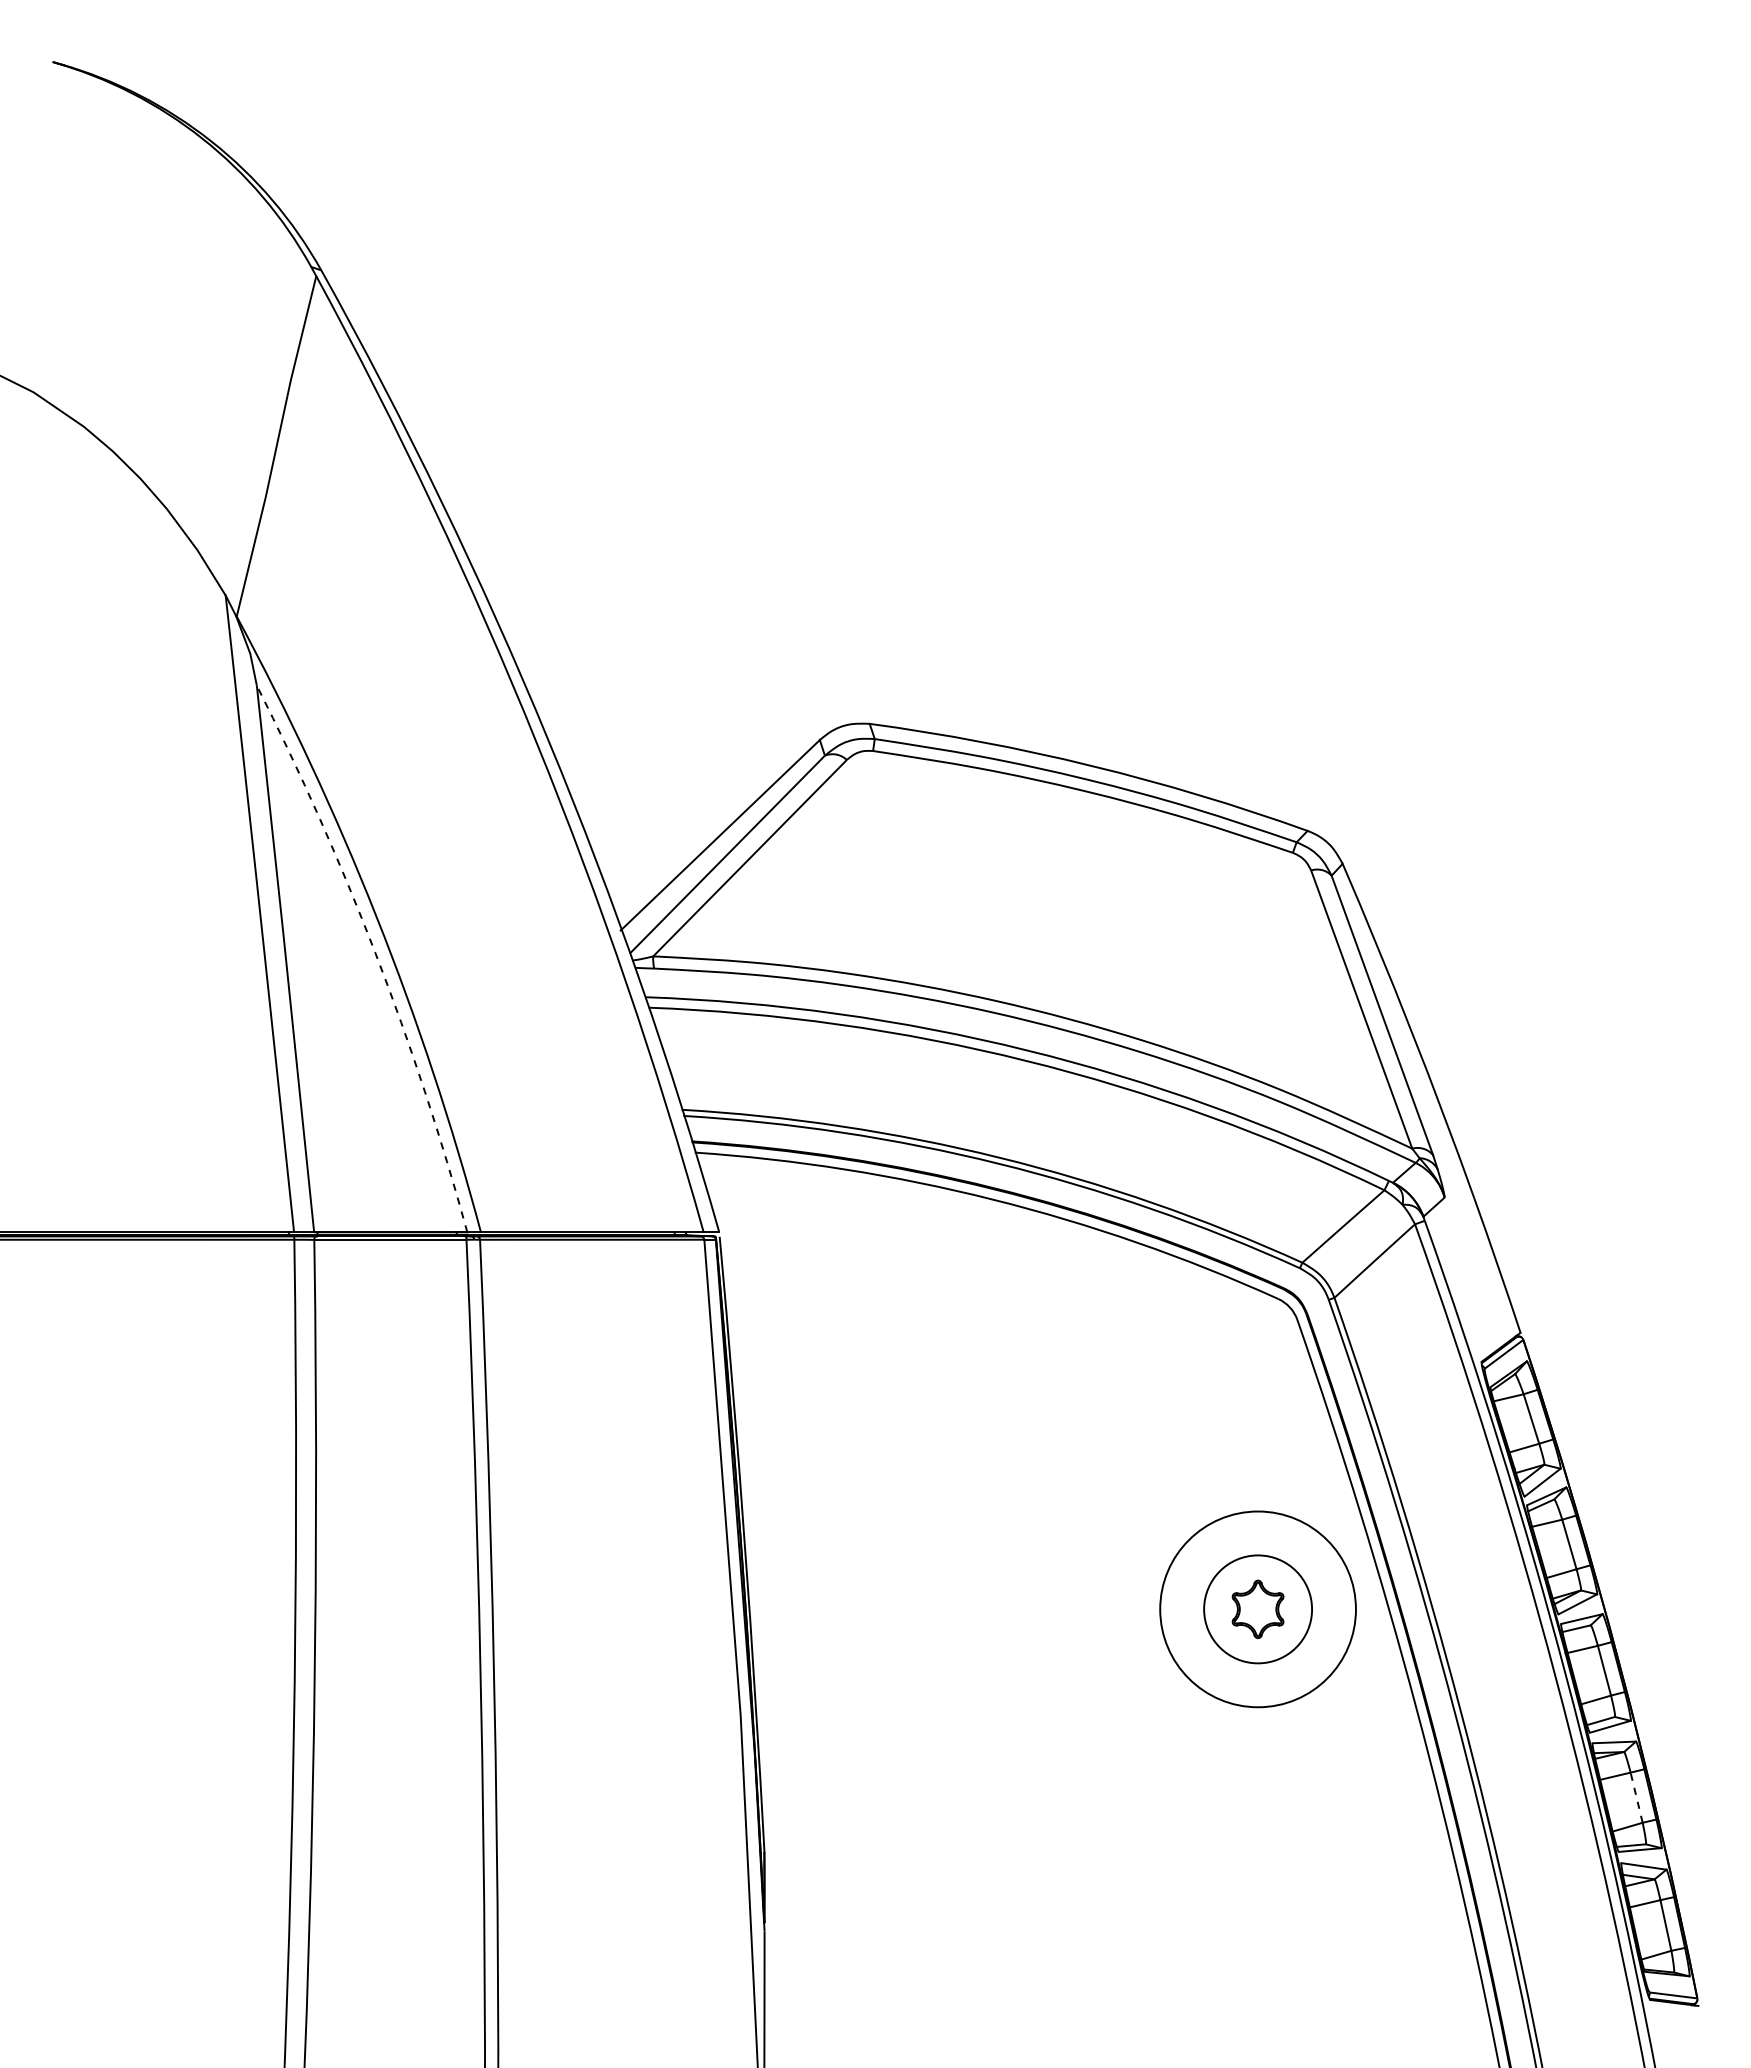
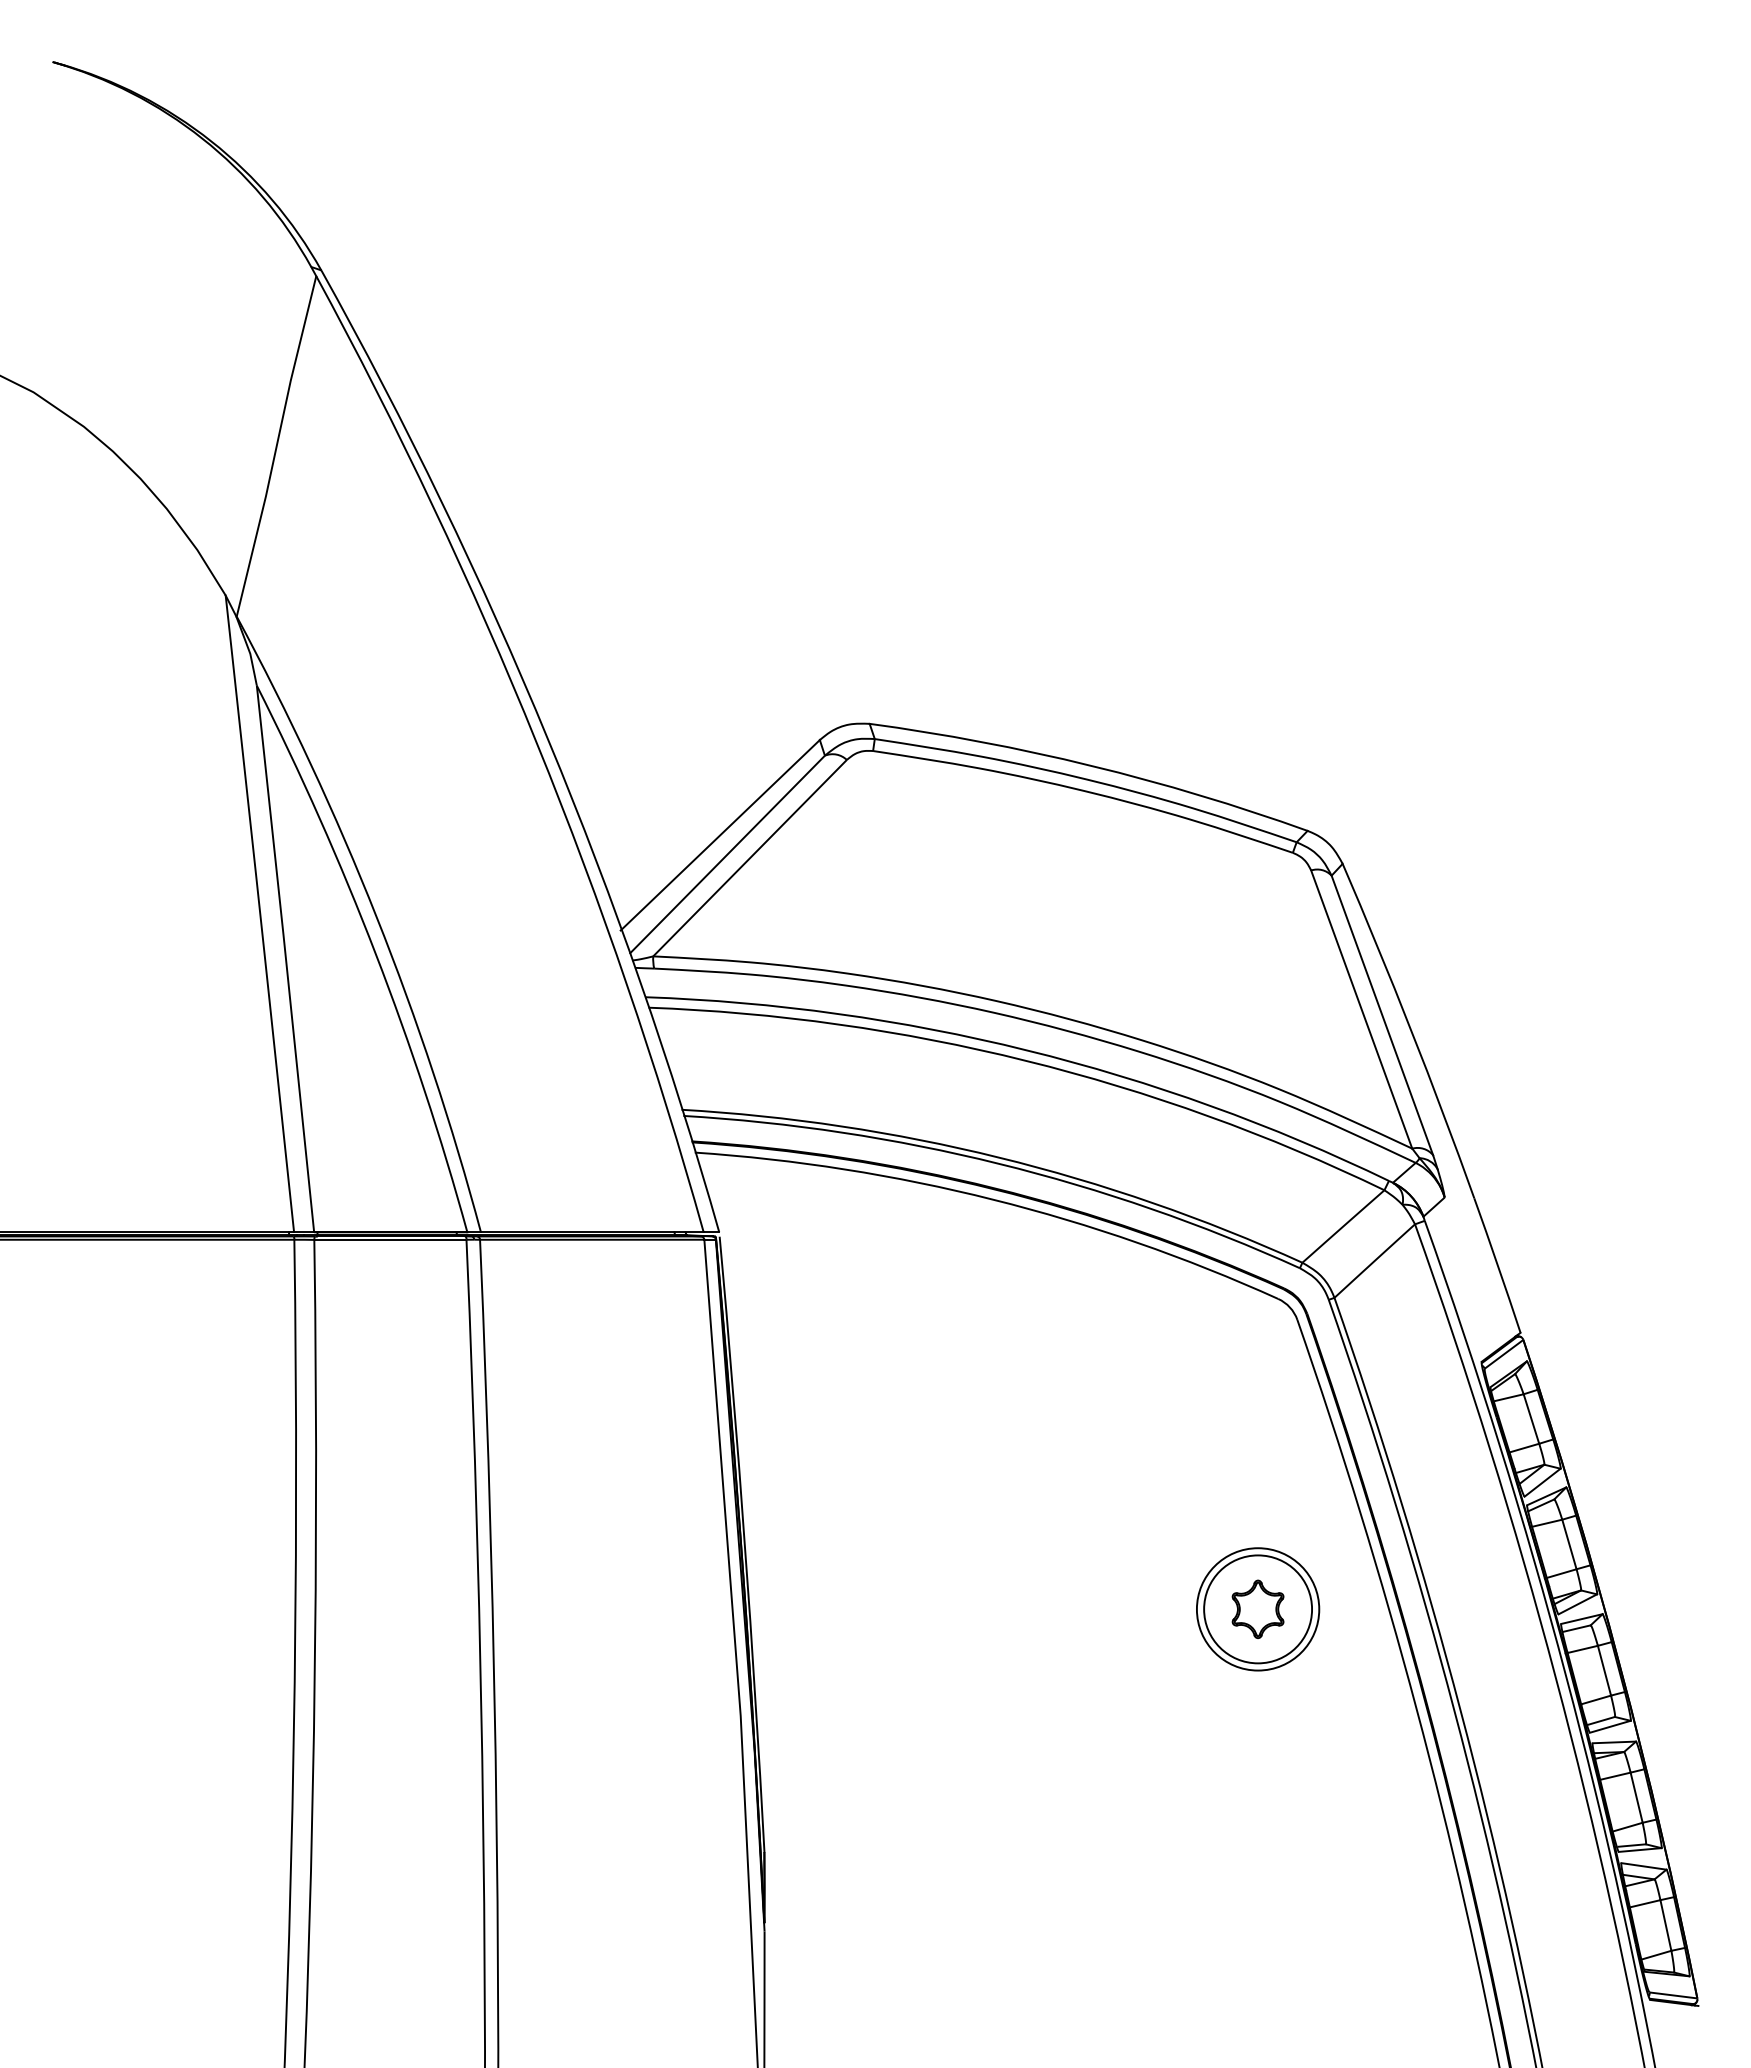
arc: dashed -> solid (375, 953)
circle diameter: 196 px -> 122 px (1257, 1609)
line: dashed -> solid (1636, 1797)
